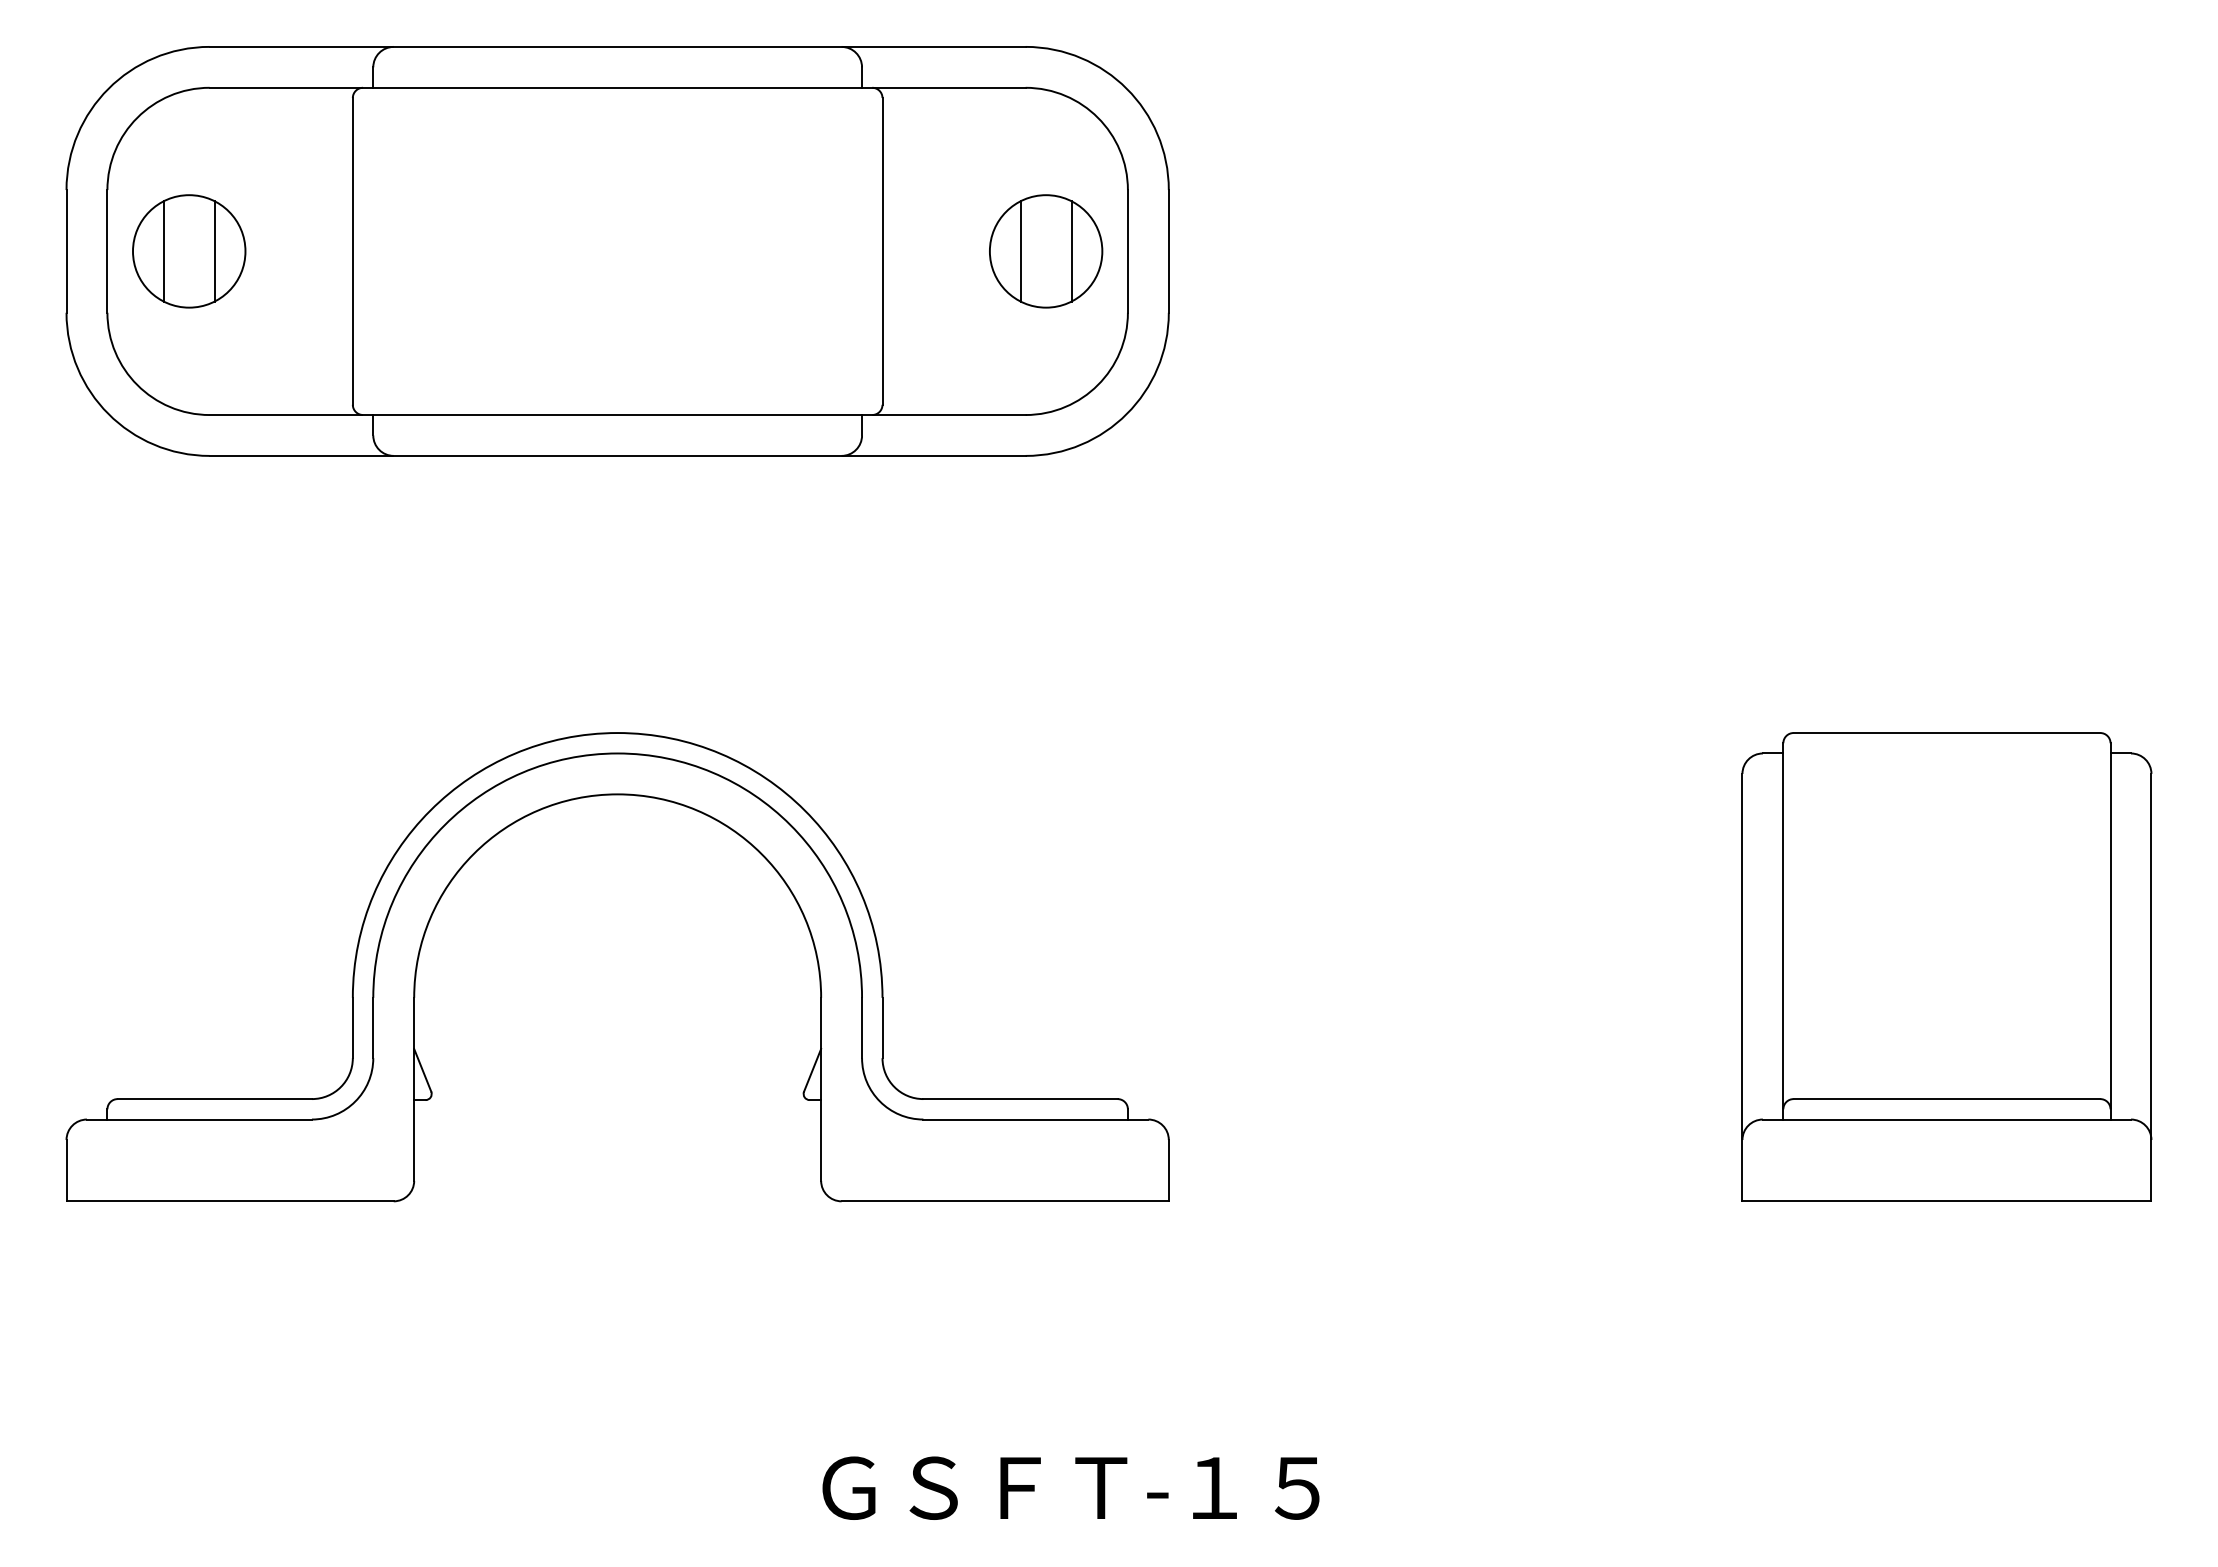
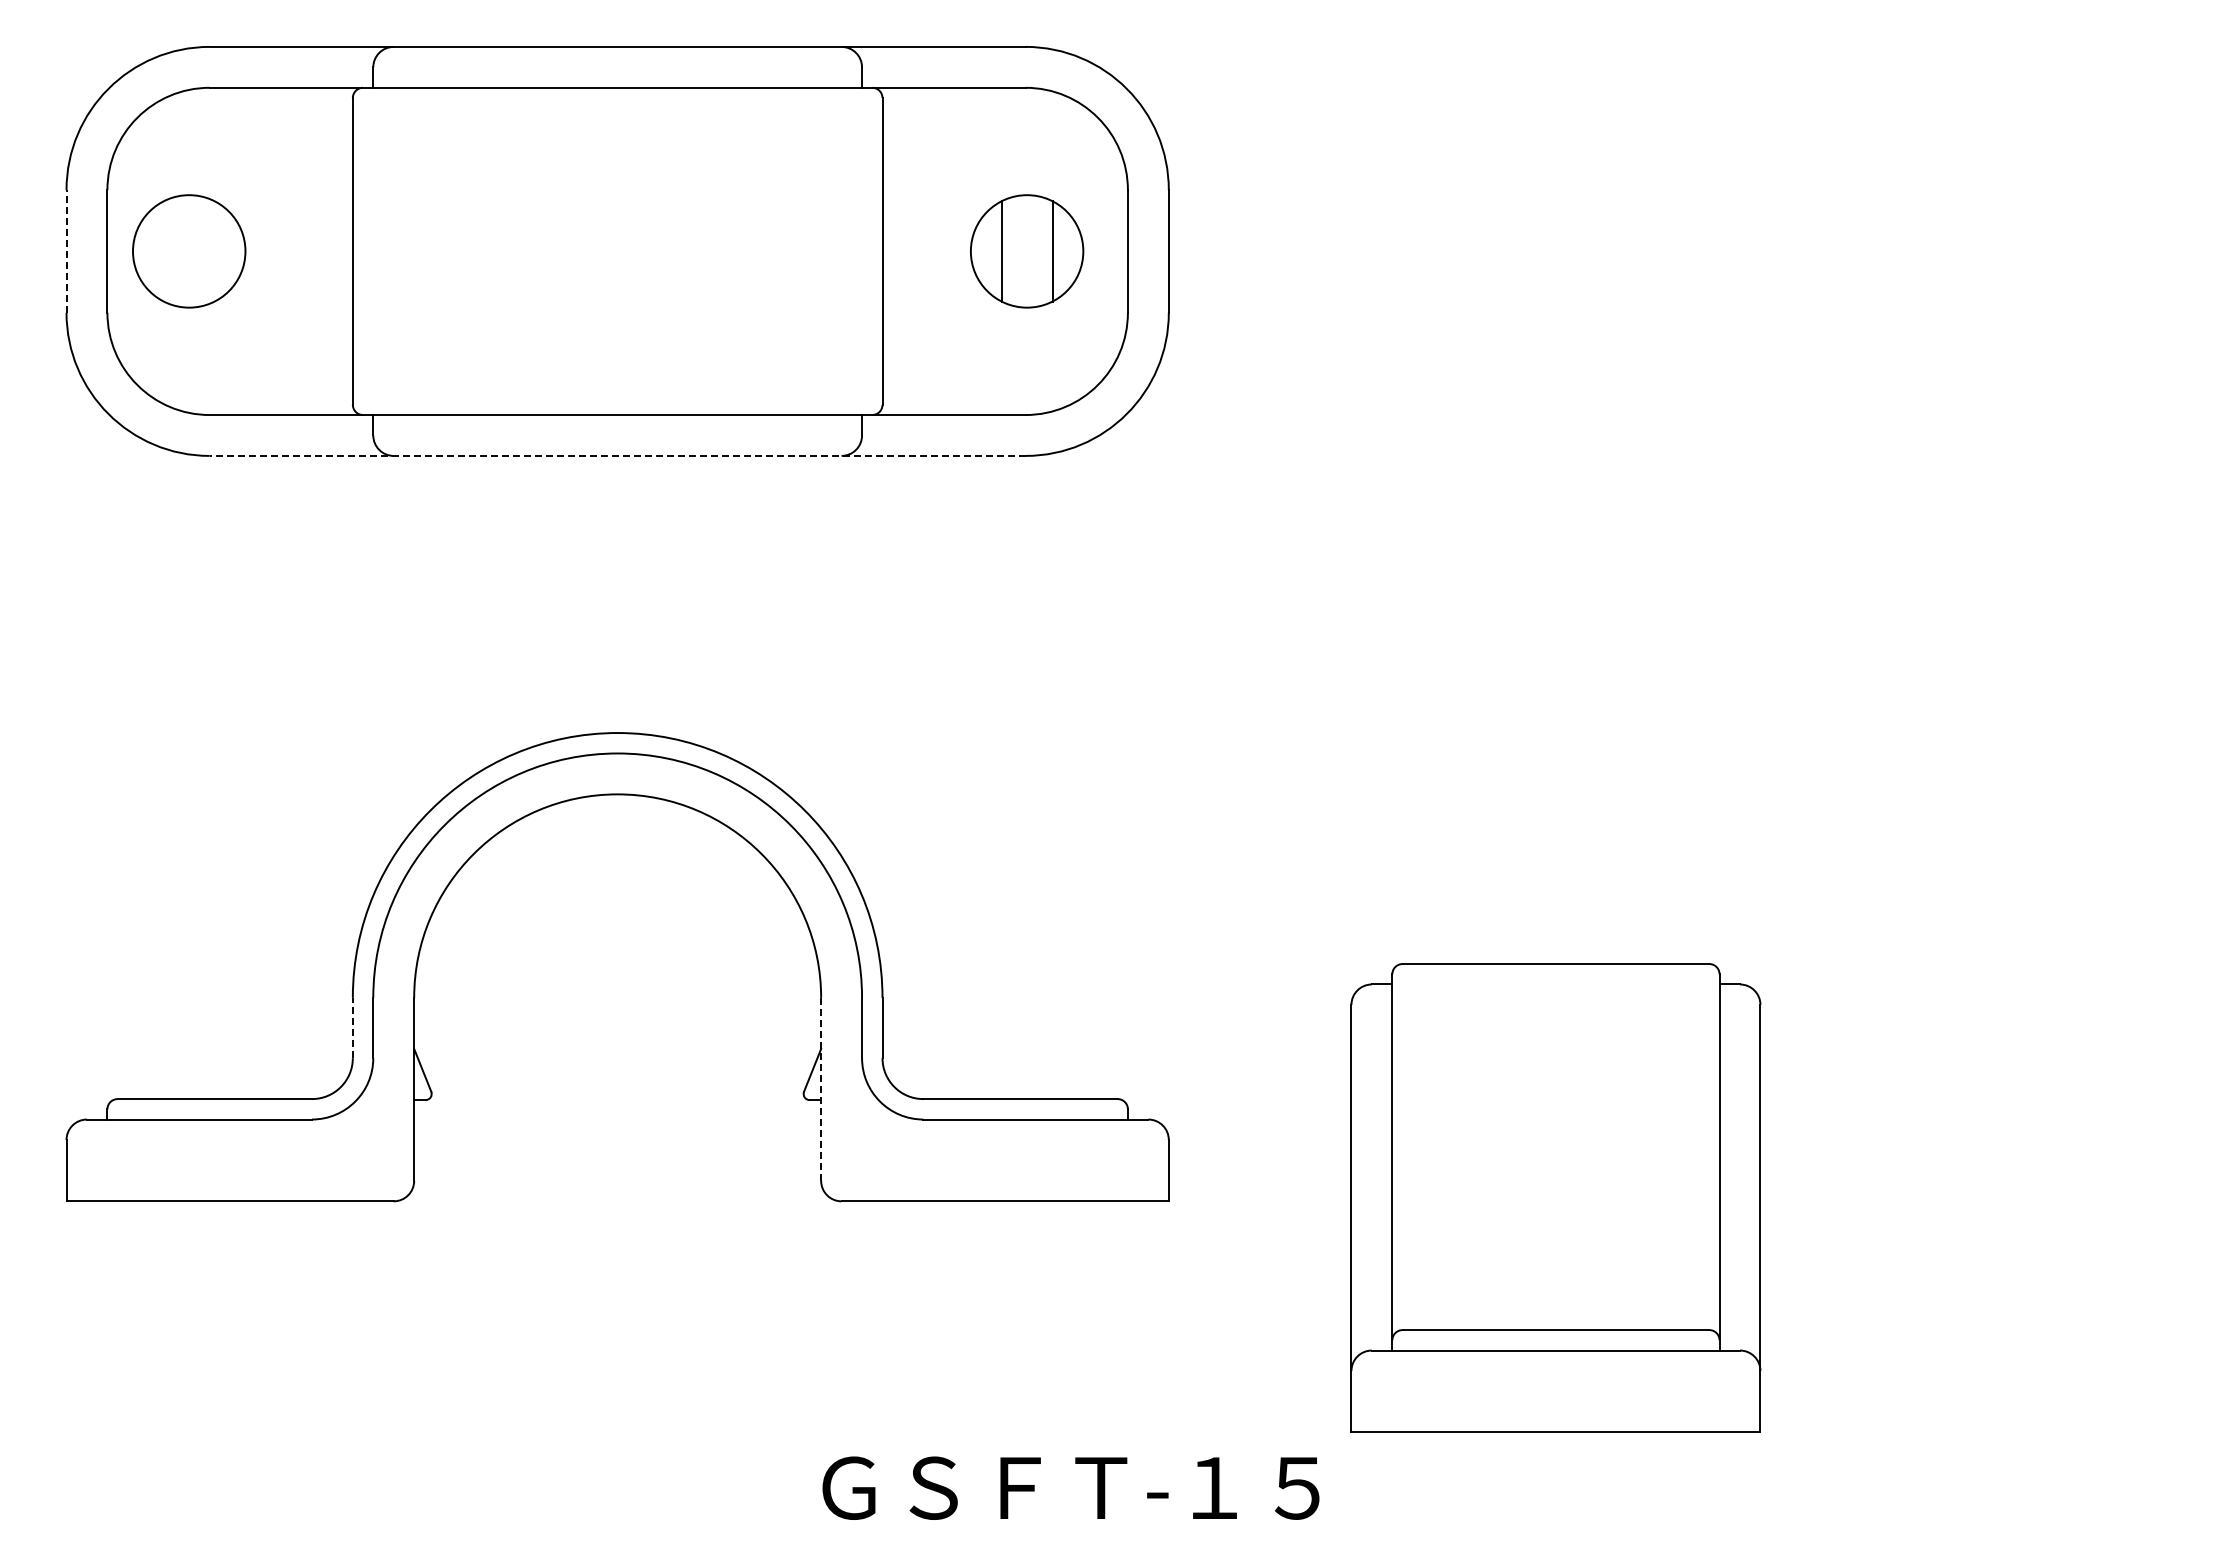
line: solid -> dashed (66, 250)
line: present -> none (163, 251)
line: present -> none (214, 251)
part position: (1046, 251) -> (1027, 251) (1027, 251)
line: solid -> dashed (617, 455)
part position: (1946, 966) -> (1555, 1197) (1555, 1197)
line: solid -> dashed (352, 1027)
line: solid -> dashed (821, 1089)
